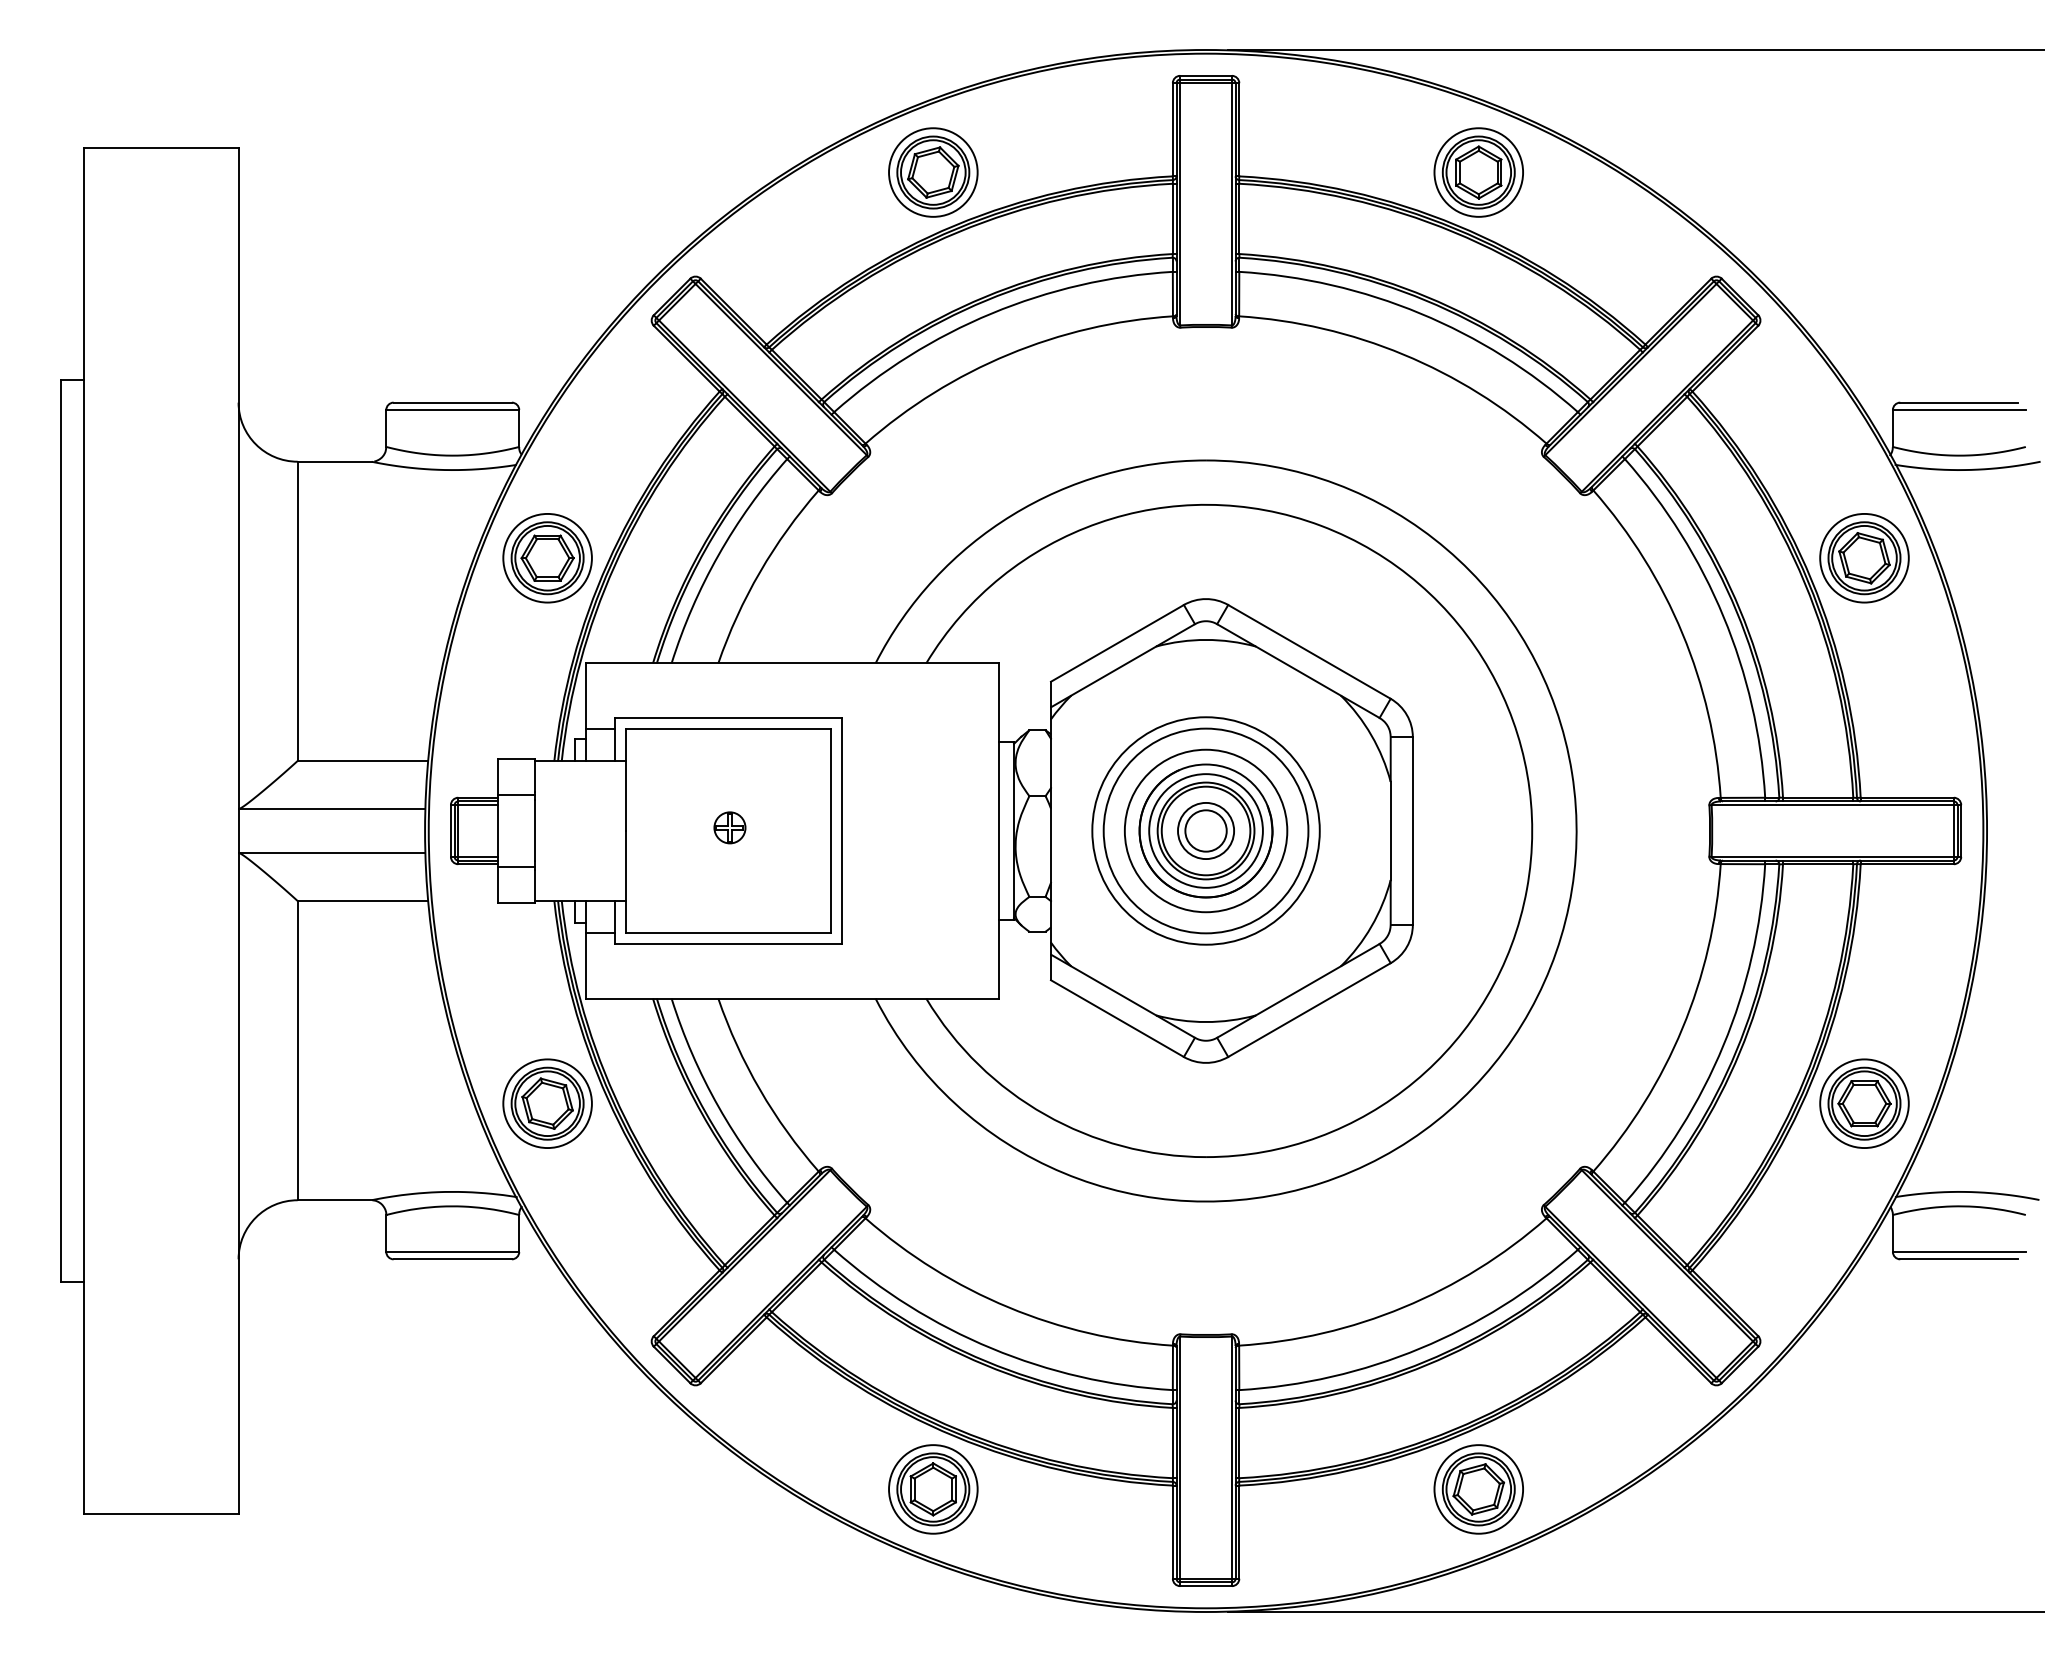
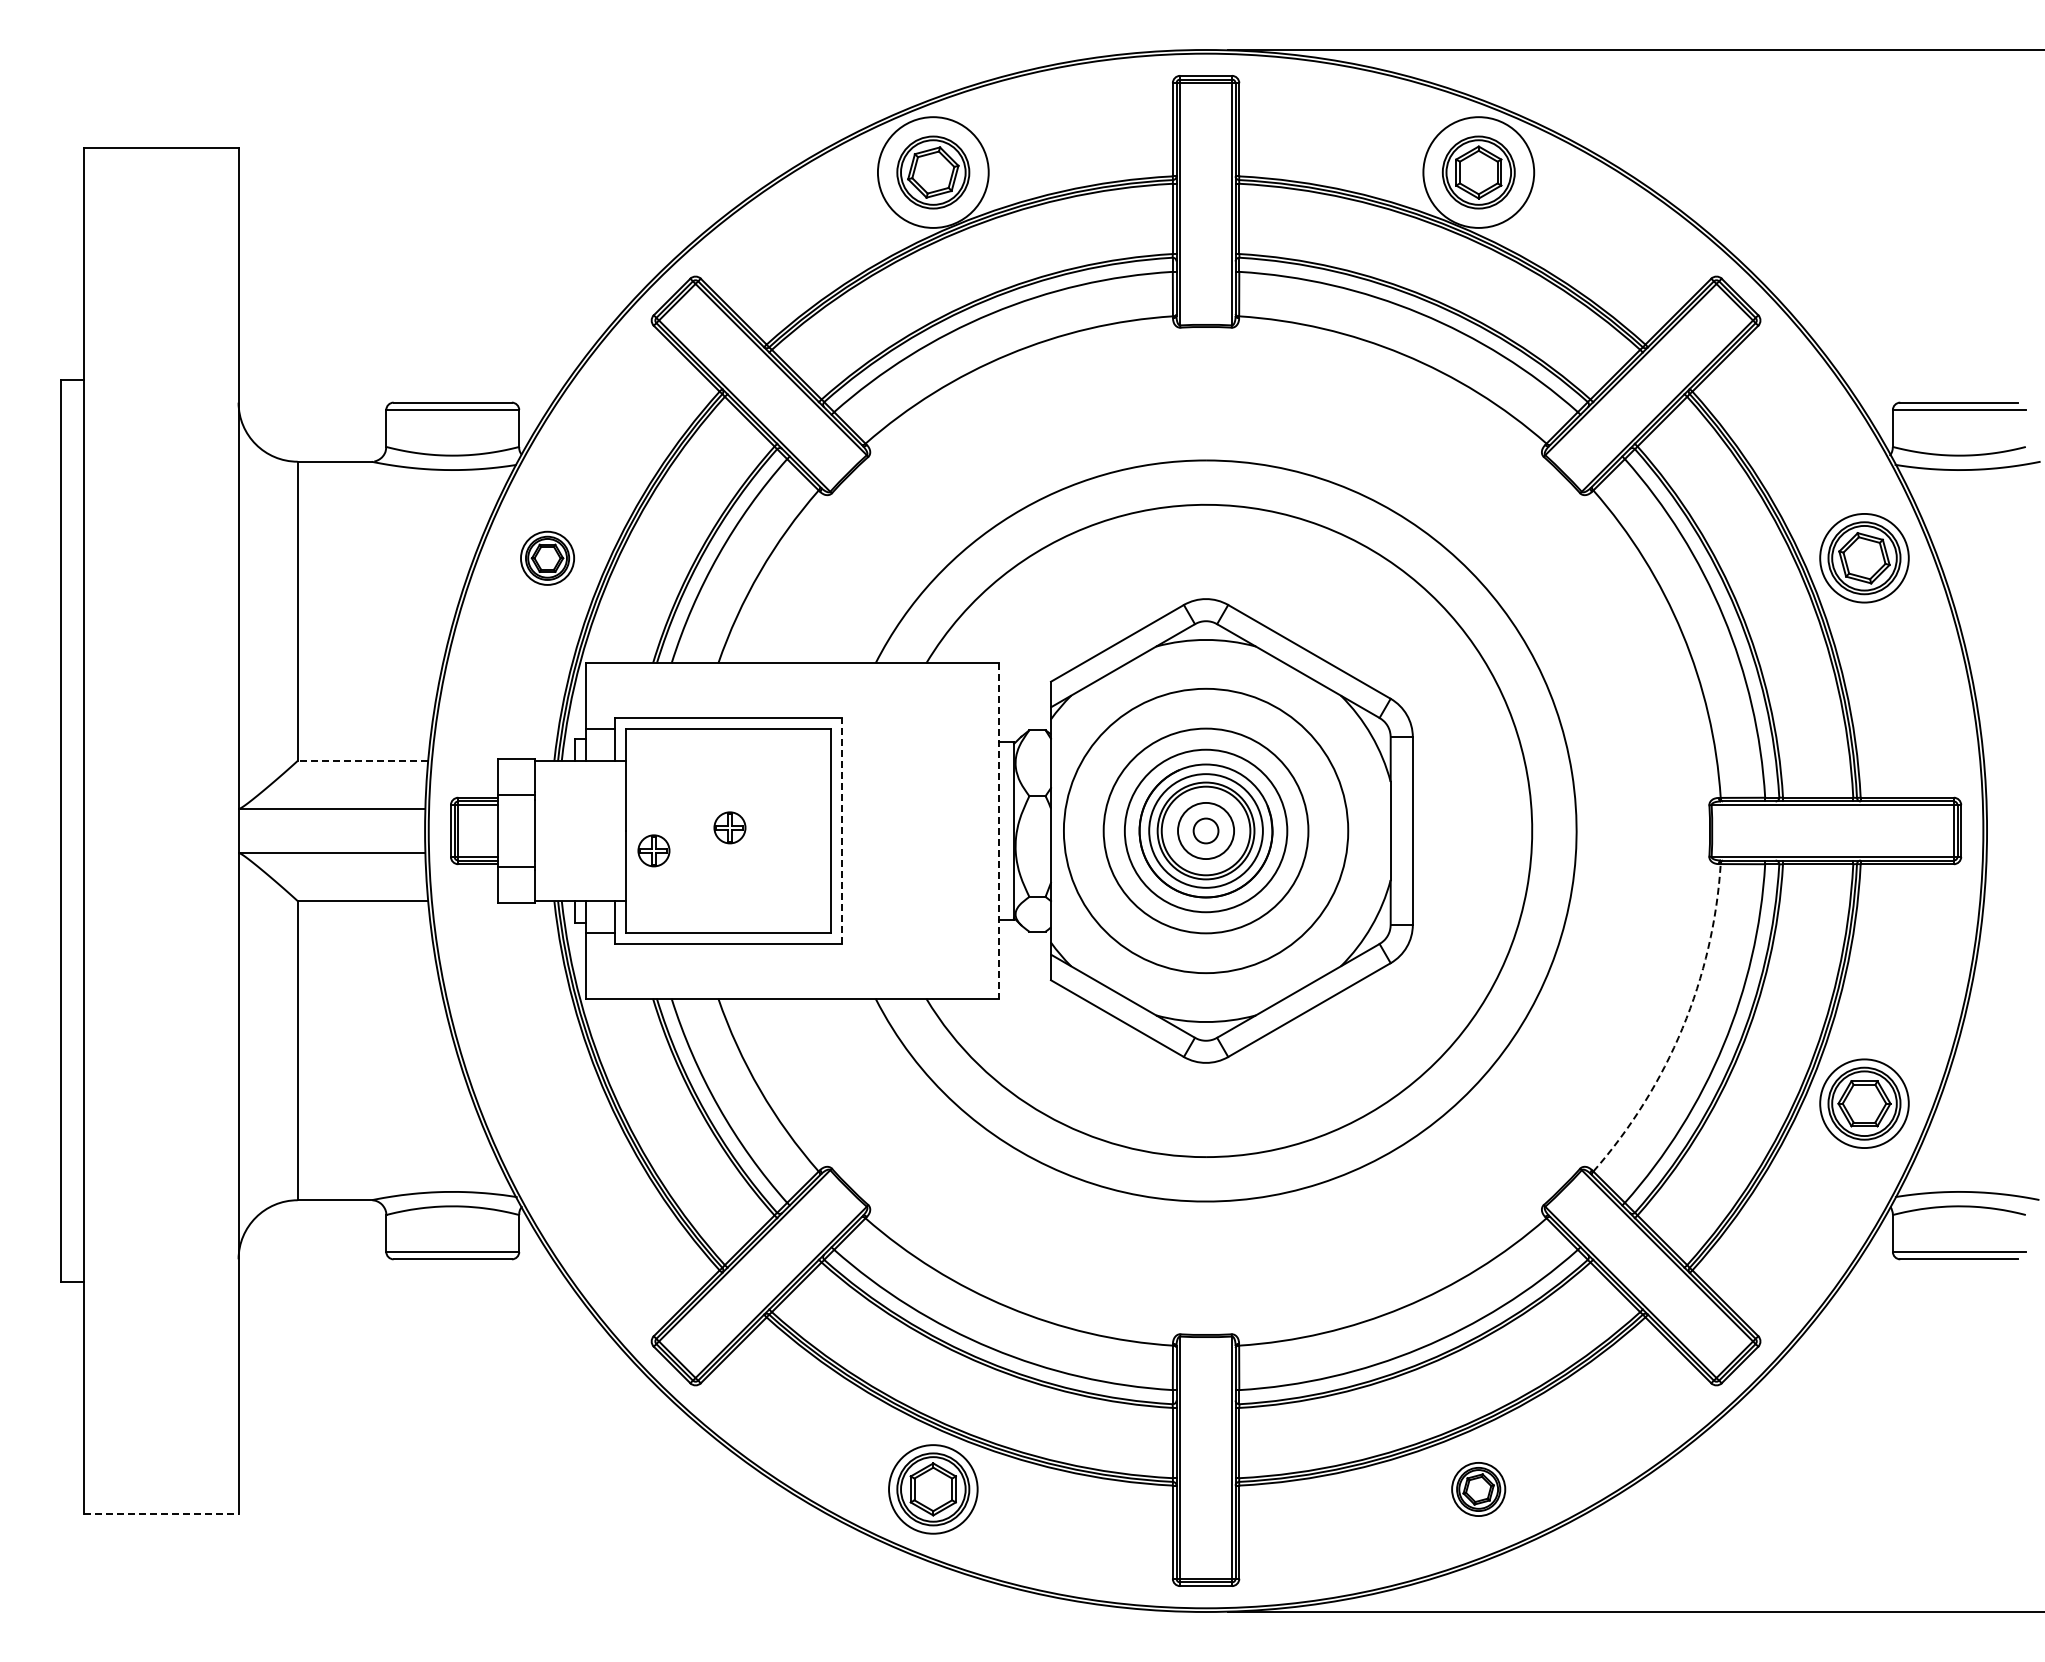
circle diameter: 89 px -> 111 px (932, 172)
circle diameter: 89 px -> 111 px (1478, 172)
part size: 91x91 px -> 55x56 px (547, 557)
line: solid -> dashed (362, 760)
line: solid -> dashed (841, 830)
line: solid -> dashed (999, 830)
circle diameter: 227 px -> 284 px (1205, 830)
circle diameter: 41 px -> 25 px (1205, 830)
part: none -> present (653, 850)
arc: solid -> dashed (1682, 1028)
part: present -> none (547, 1103)
part size: 91x91 px -> 56x55 px (1478, 1489)
line: solid -> dashed (161, 1514)
